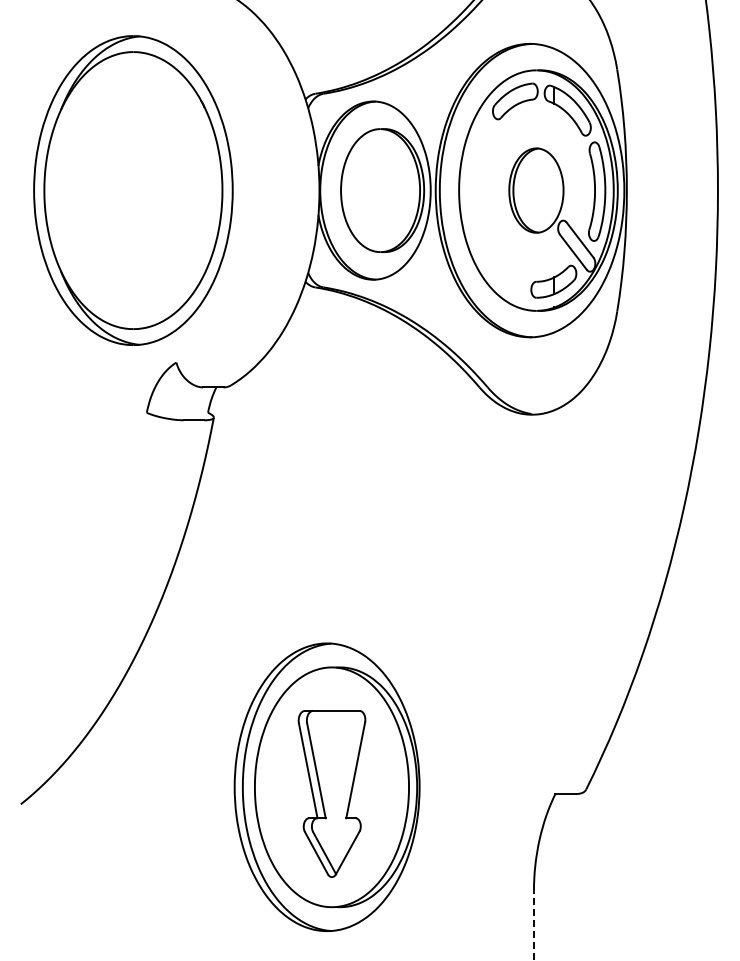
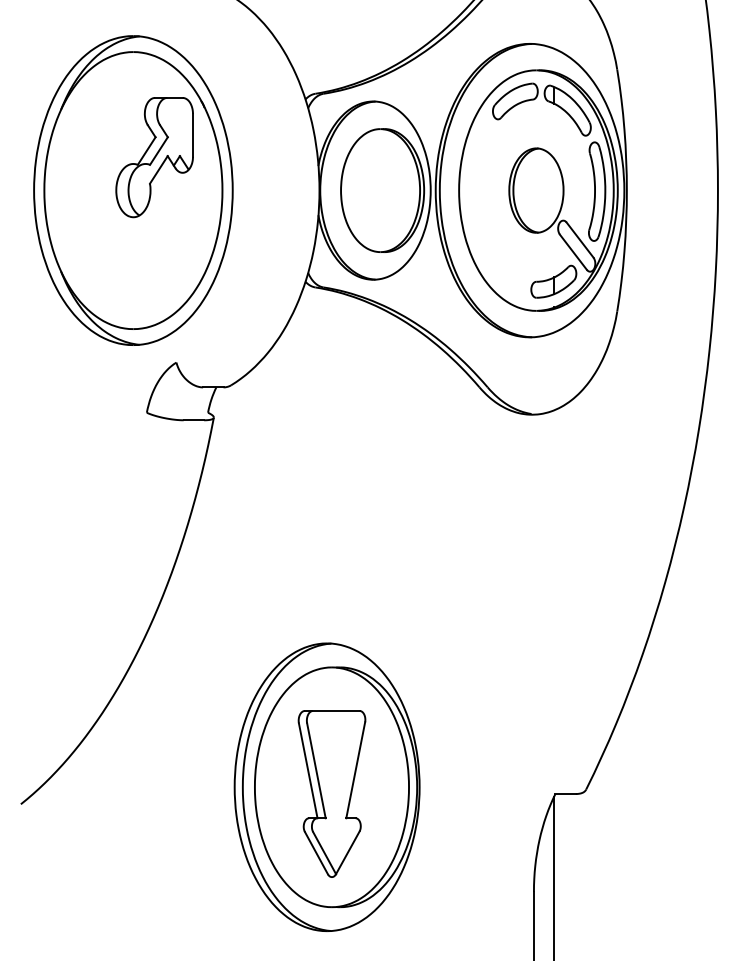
part: none -> present (154, 157)
line: none -> present (554, 876)
line: dashed -> solid (533, 925)
